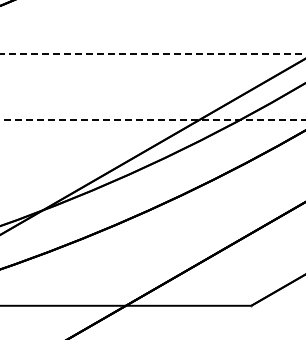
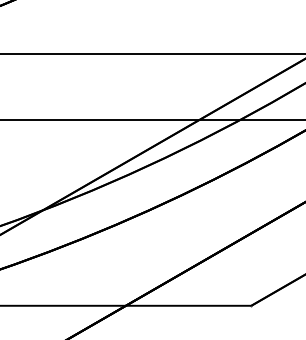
line: dashed -> solid (152, 54)
line: dashed -> solid (153, 119)
